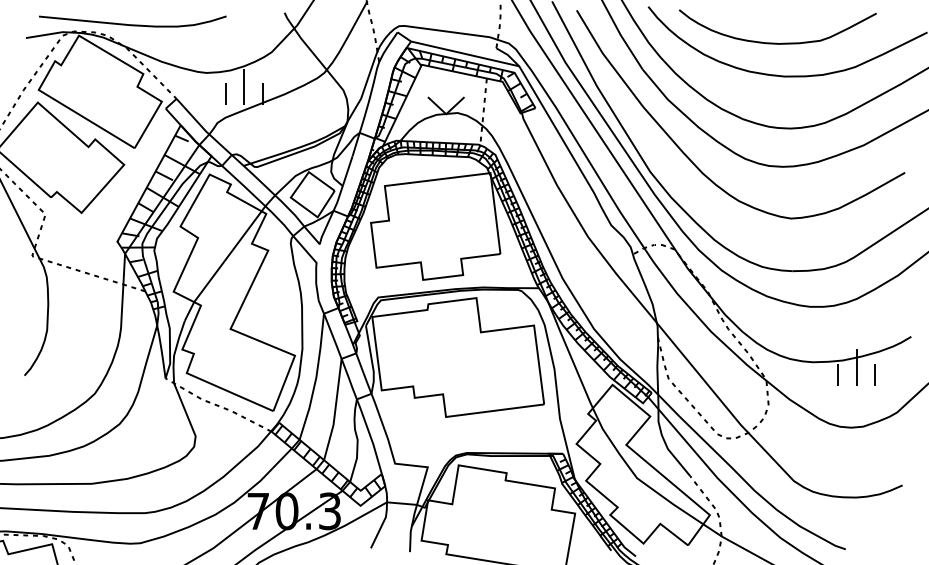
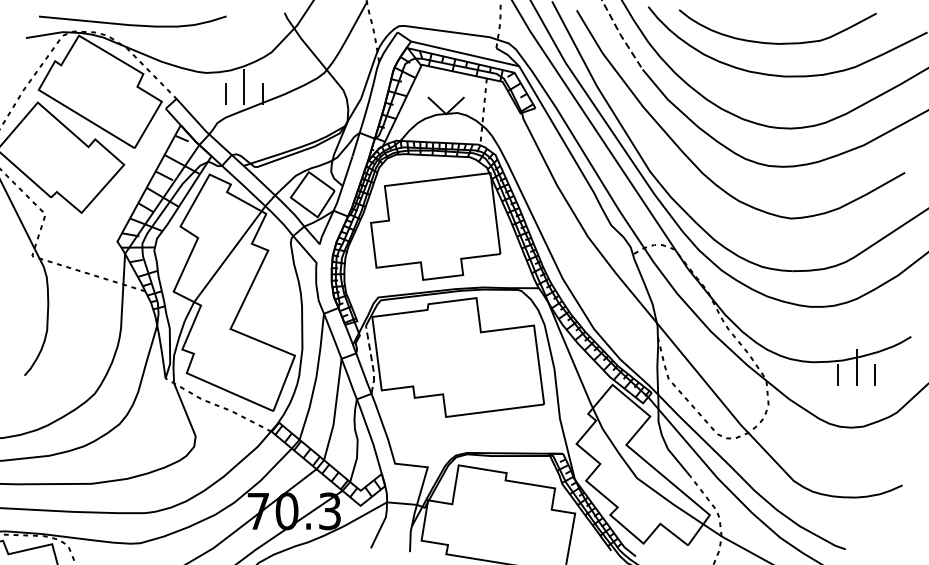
line: solid -> dashed (620, 35)
line: solid -> dashed (371, 360)
